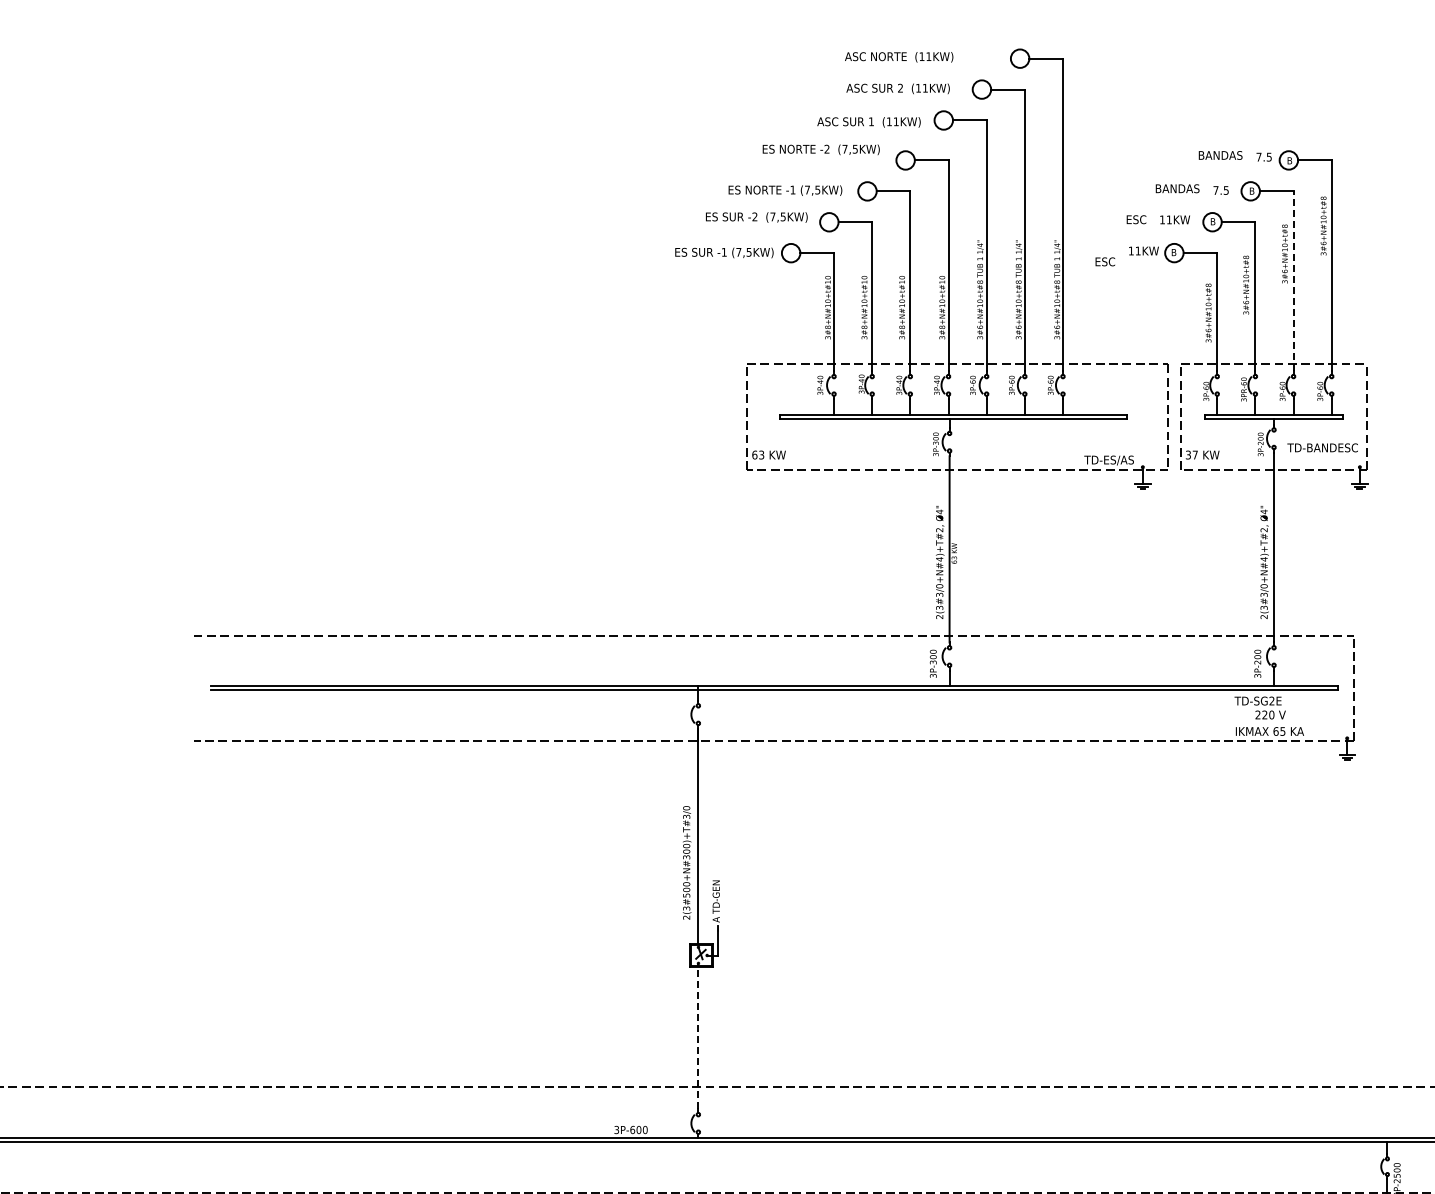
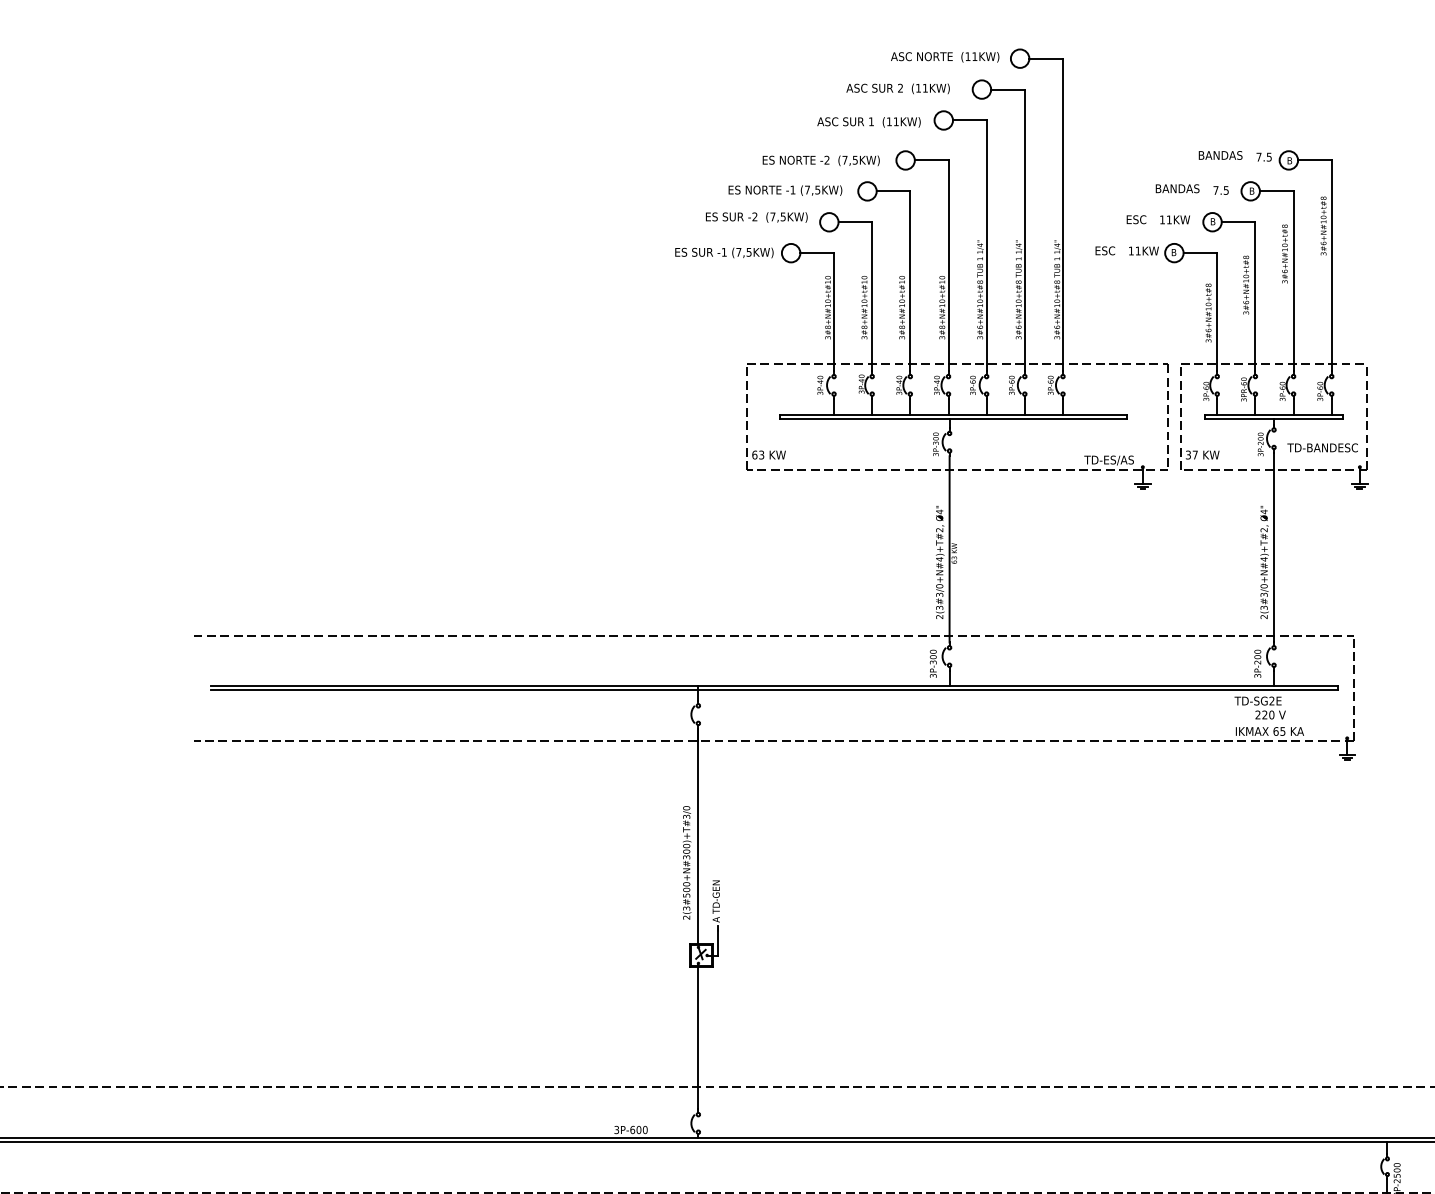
text position: (899, 57) -> (945, 57) (945, 57)
text position: (820, 149) -> (820, 160) (820, 160)
text position: (1105, 261) -> (1105, 250) (1105, 250)
line: dashed -> solid (1293, 281)
line: dashed -> solid (698, 1036)
